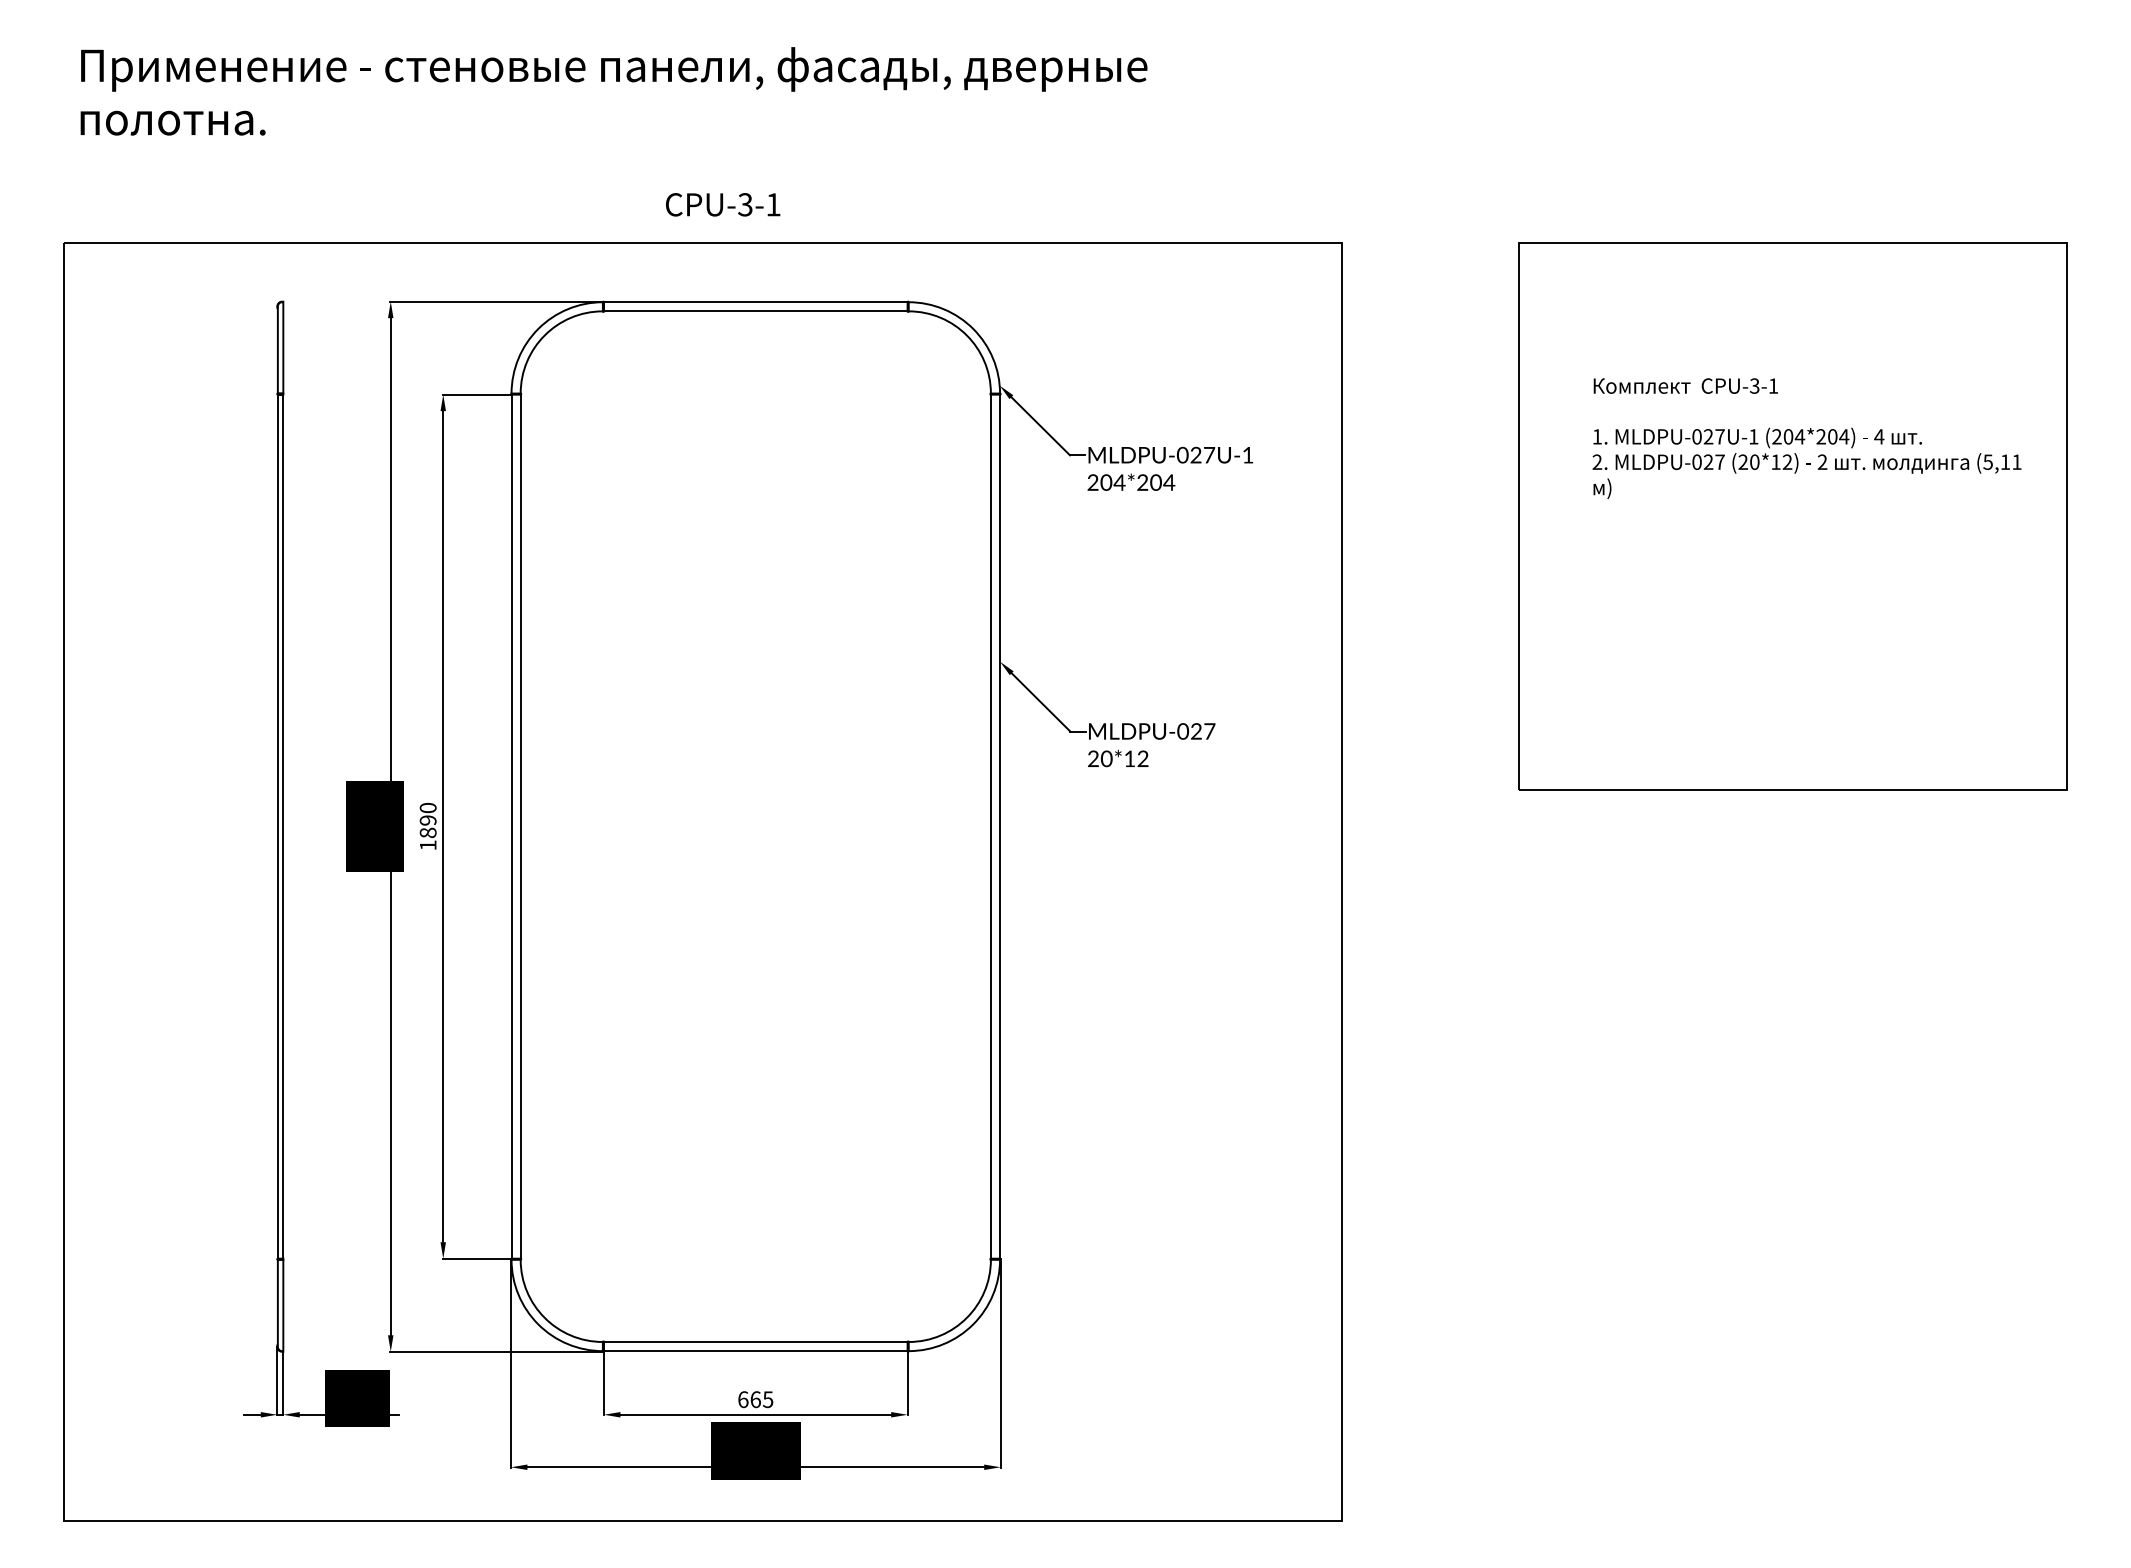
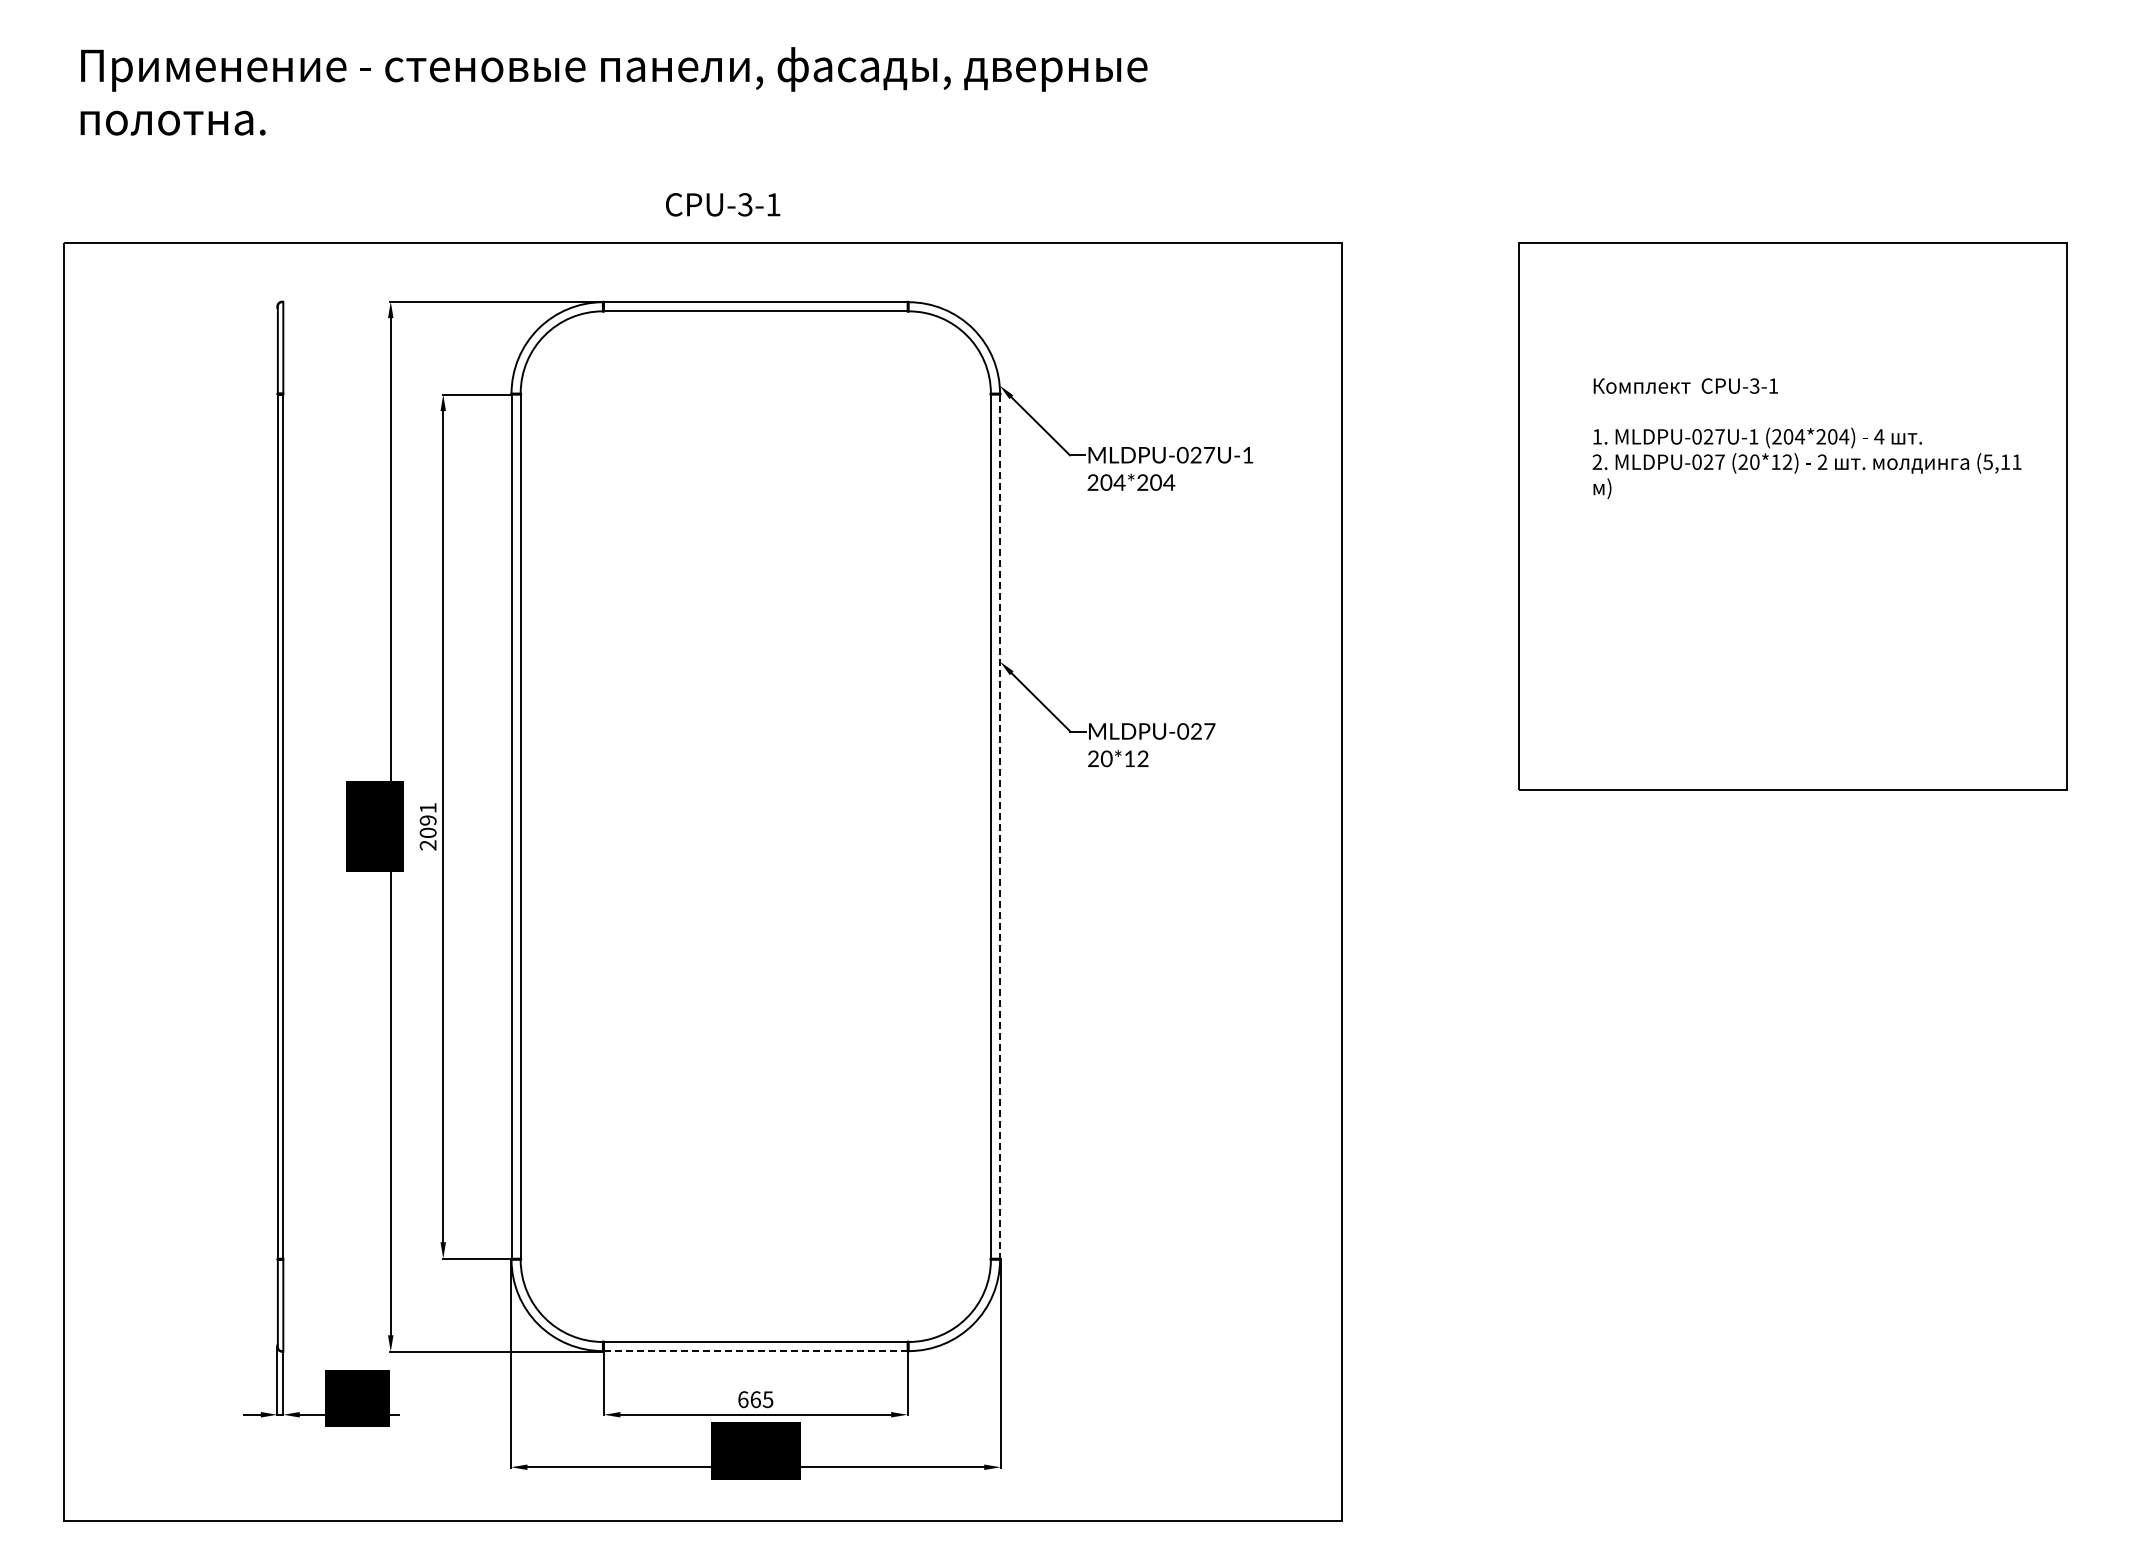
text: 1890 -> 2091 (427, 826)
line: solid -> dashed (1000, 826)
line: solid -> dashed (755, 1351)
